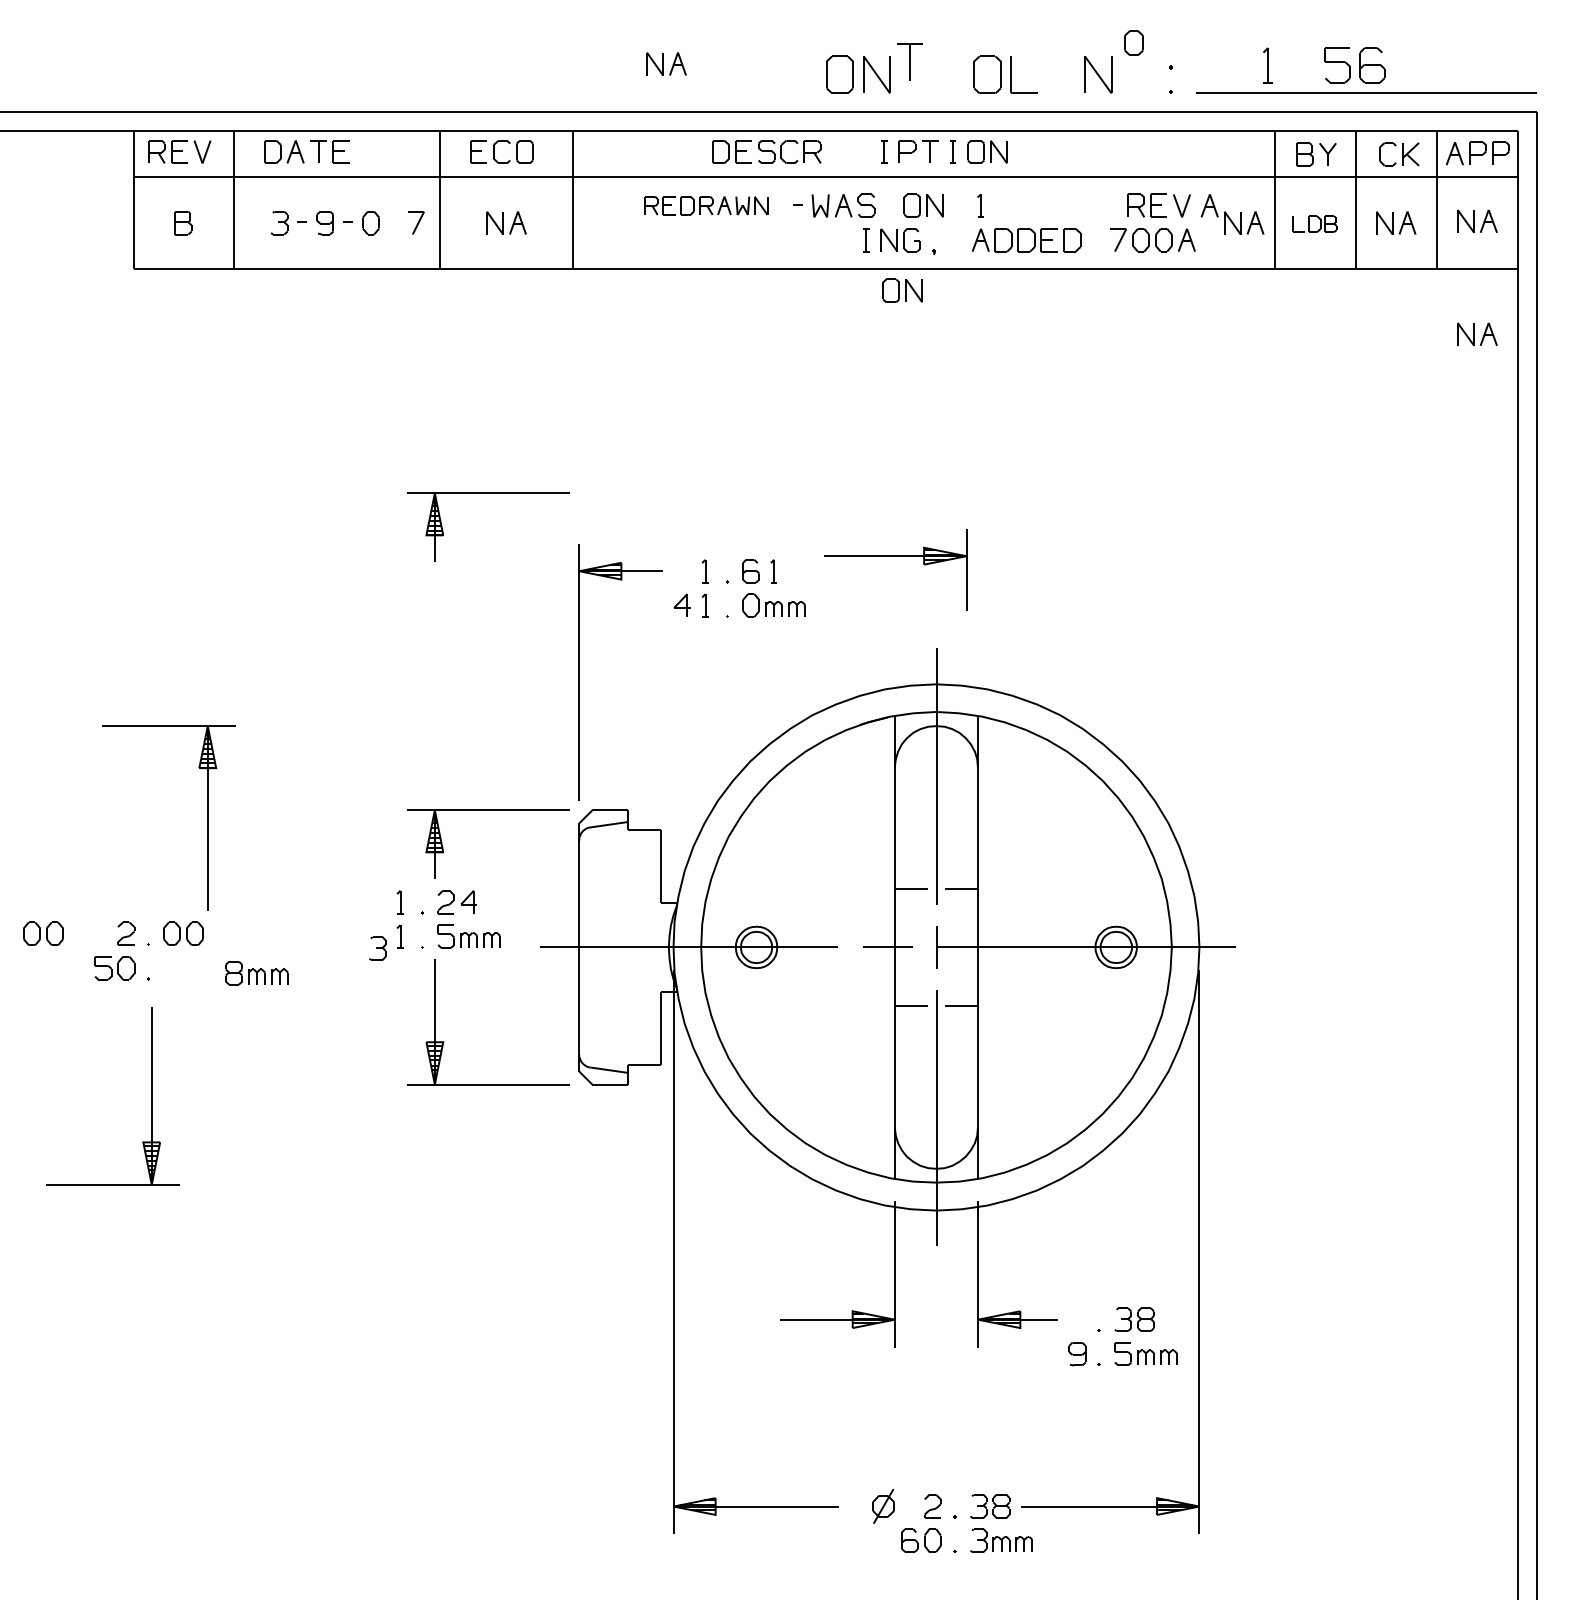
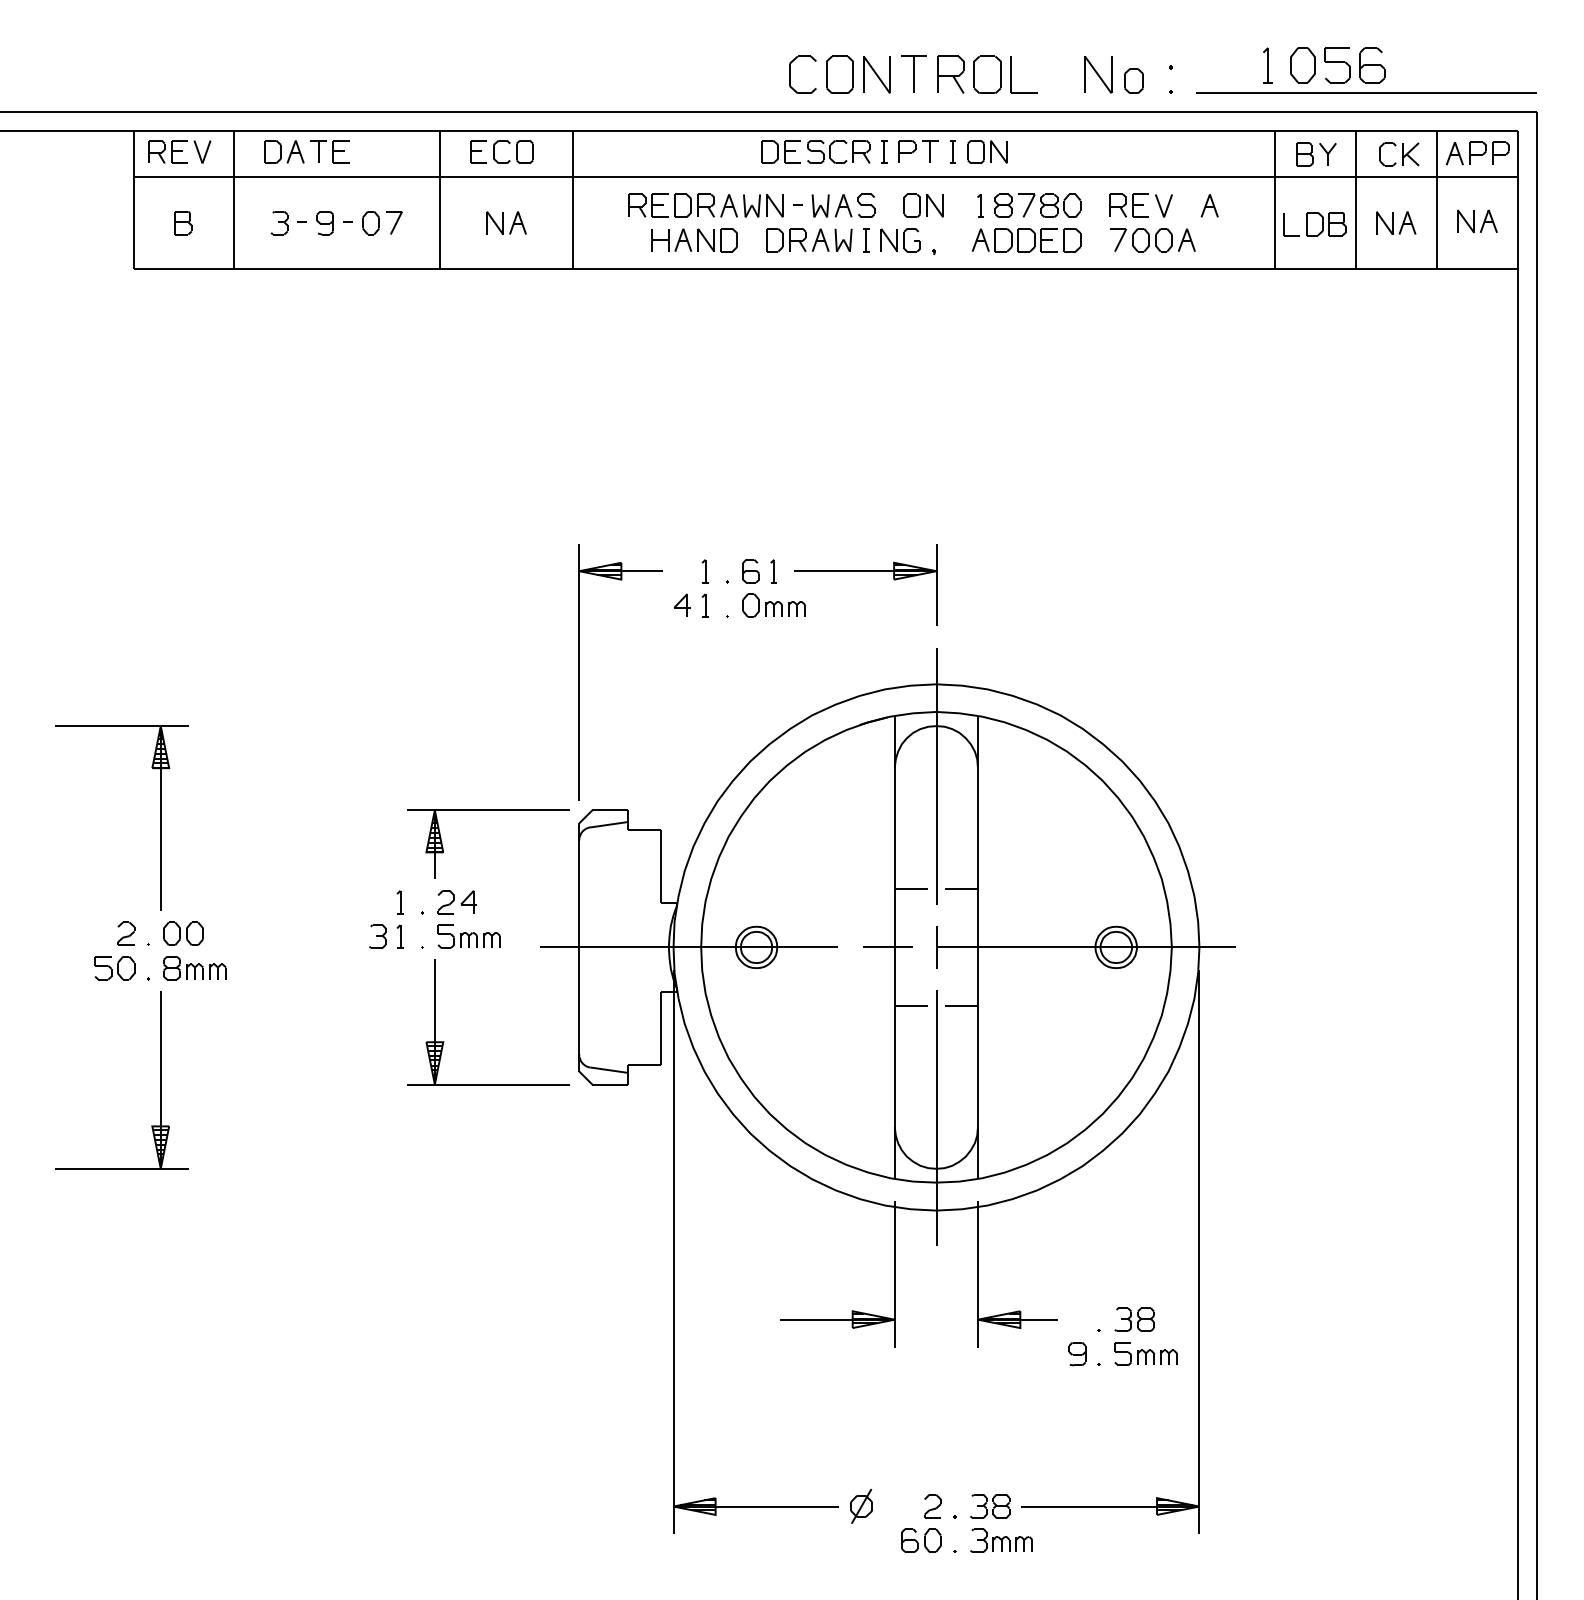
part position: (1133, 42) -> (1133, 80) (1133, 80)
part position: (909, 61) -> (913, 73) (913, 73)
part: present -> none (666, 63)
part: none -> present (1302, 65)
part: none -> present (790, 74)
part: none -> present (950, 74)
part position: (766, 151) -> (815, 151) (815, 151)
part size: 125x20 px -> 156x25 px (705, 205)
part: none -> present (1037, 205)
part position: (1158, 205) -> (1140, 205) (1140, 205)
part position: (416, 222) -> (394, 222) (394, 222)
part: present -> none (1244, 222)
part size: 46x18 px -> 64x25 px (1314, 224)
part: none -> present (694, 240)
part: none -> present (809, 240)
part: present -> none (902, 290)
part: present -> none (1477, 334)
part: present -> none (488, 493)
part position: (895, 556) -> (865, 571) (865, 571)
part position: (207, 817) -> (160, 817) (160, 817)
part: present -> none (43, 933)
part position: (377, 948) -> (377, 936) (377, 936)
part position: (256, 973) -> (194, 968) (194, 968)
part position: (151, 1096) -> (160, 1080) (160, 1080)
part position: (883, 1505) -> (861, 1505) (861, 1505)
